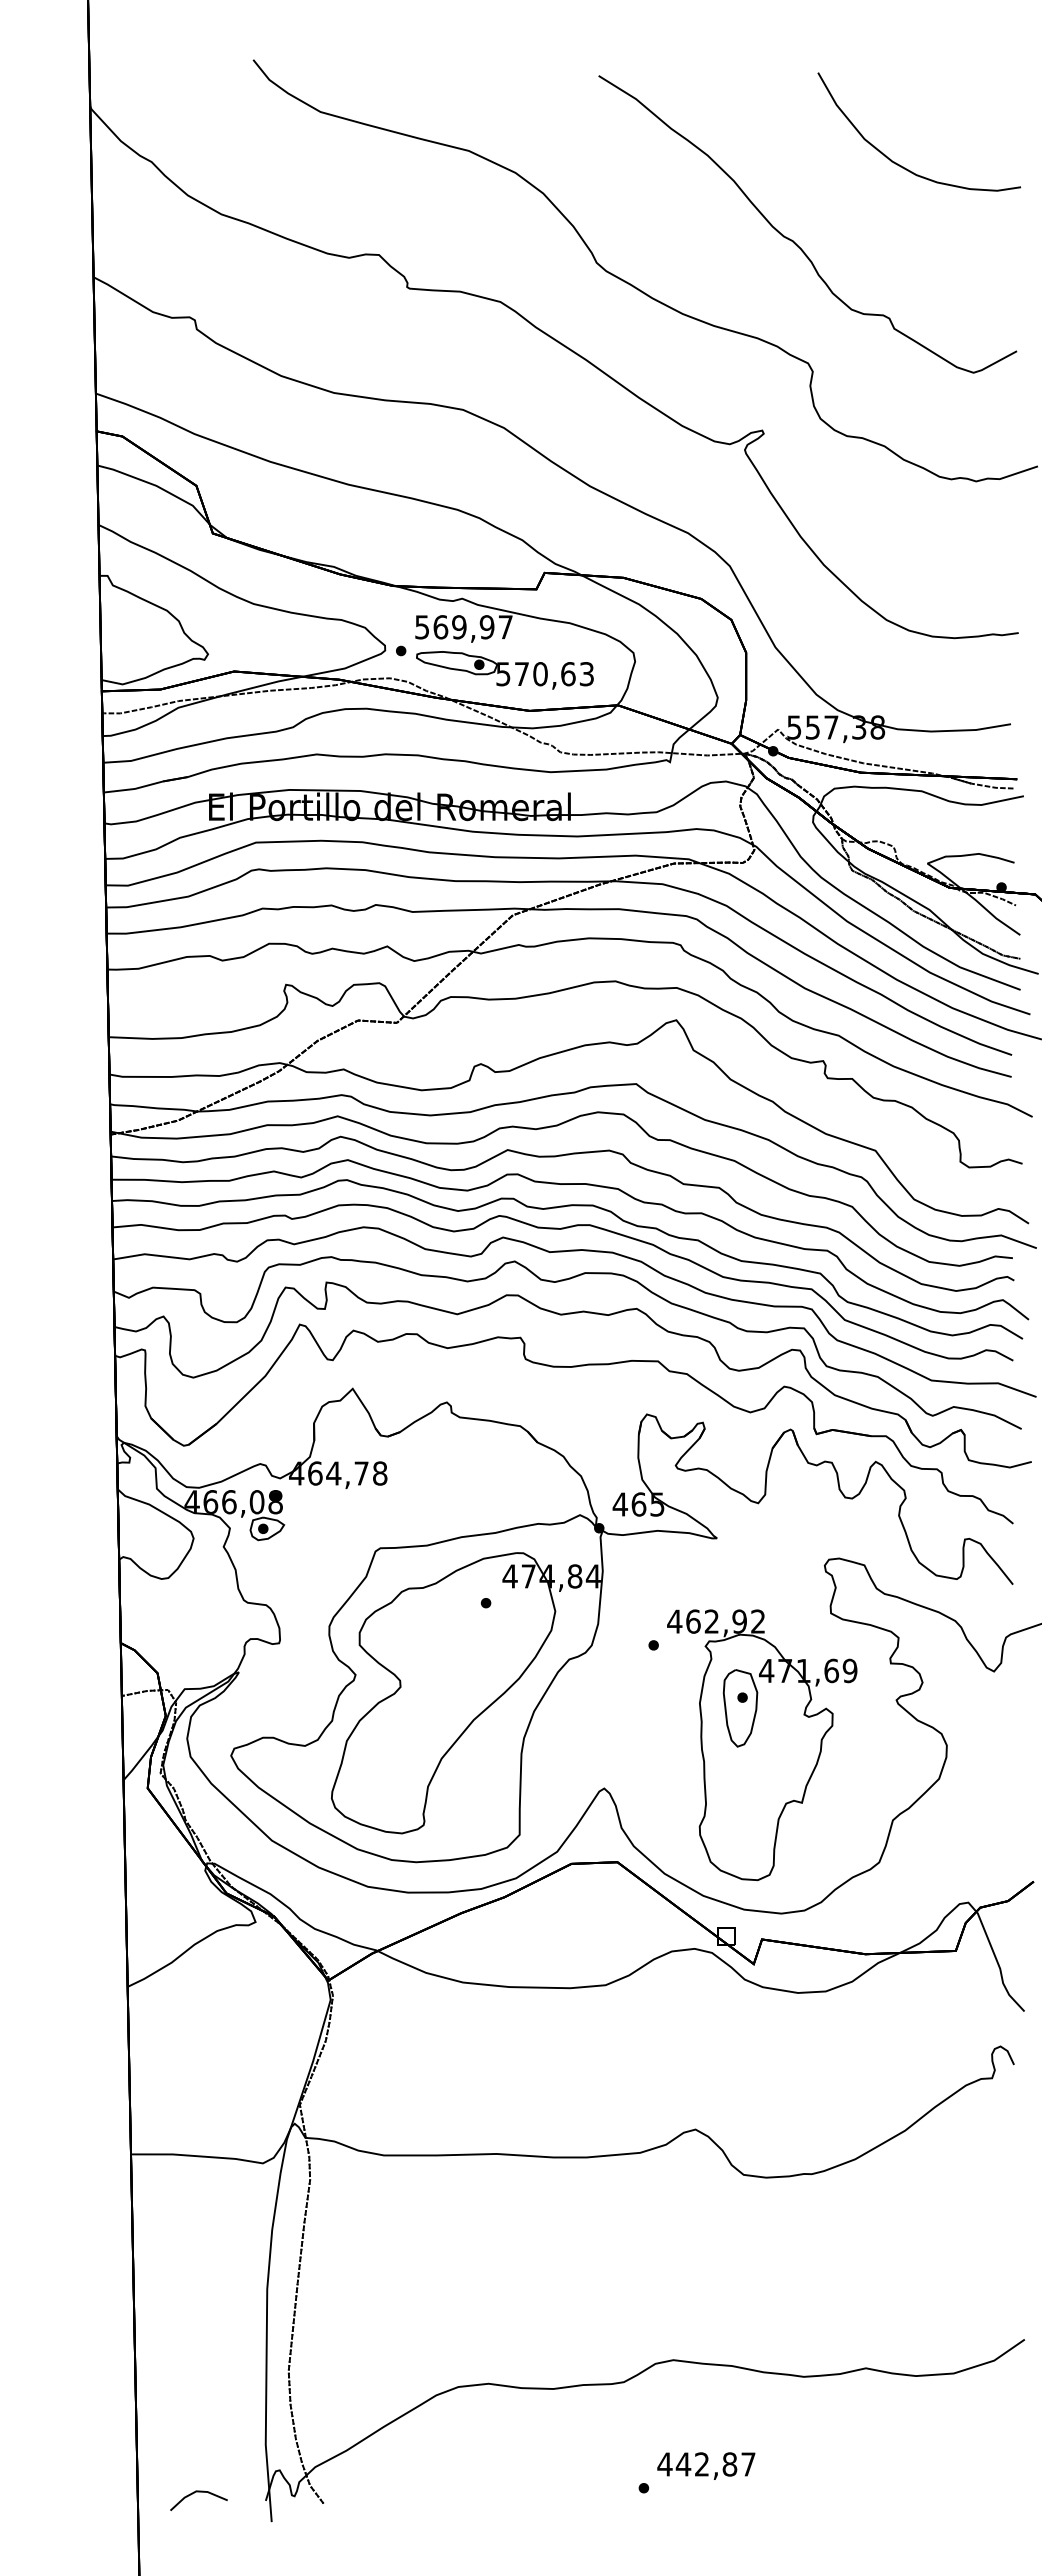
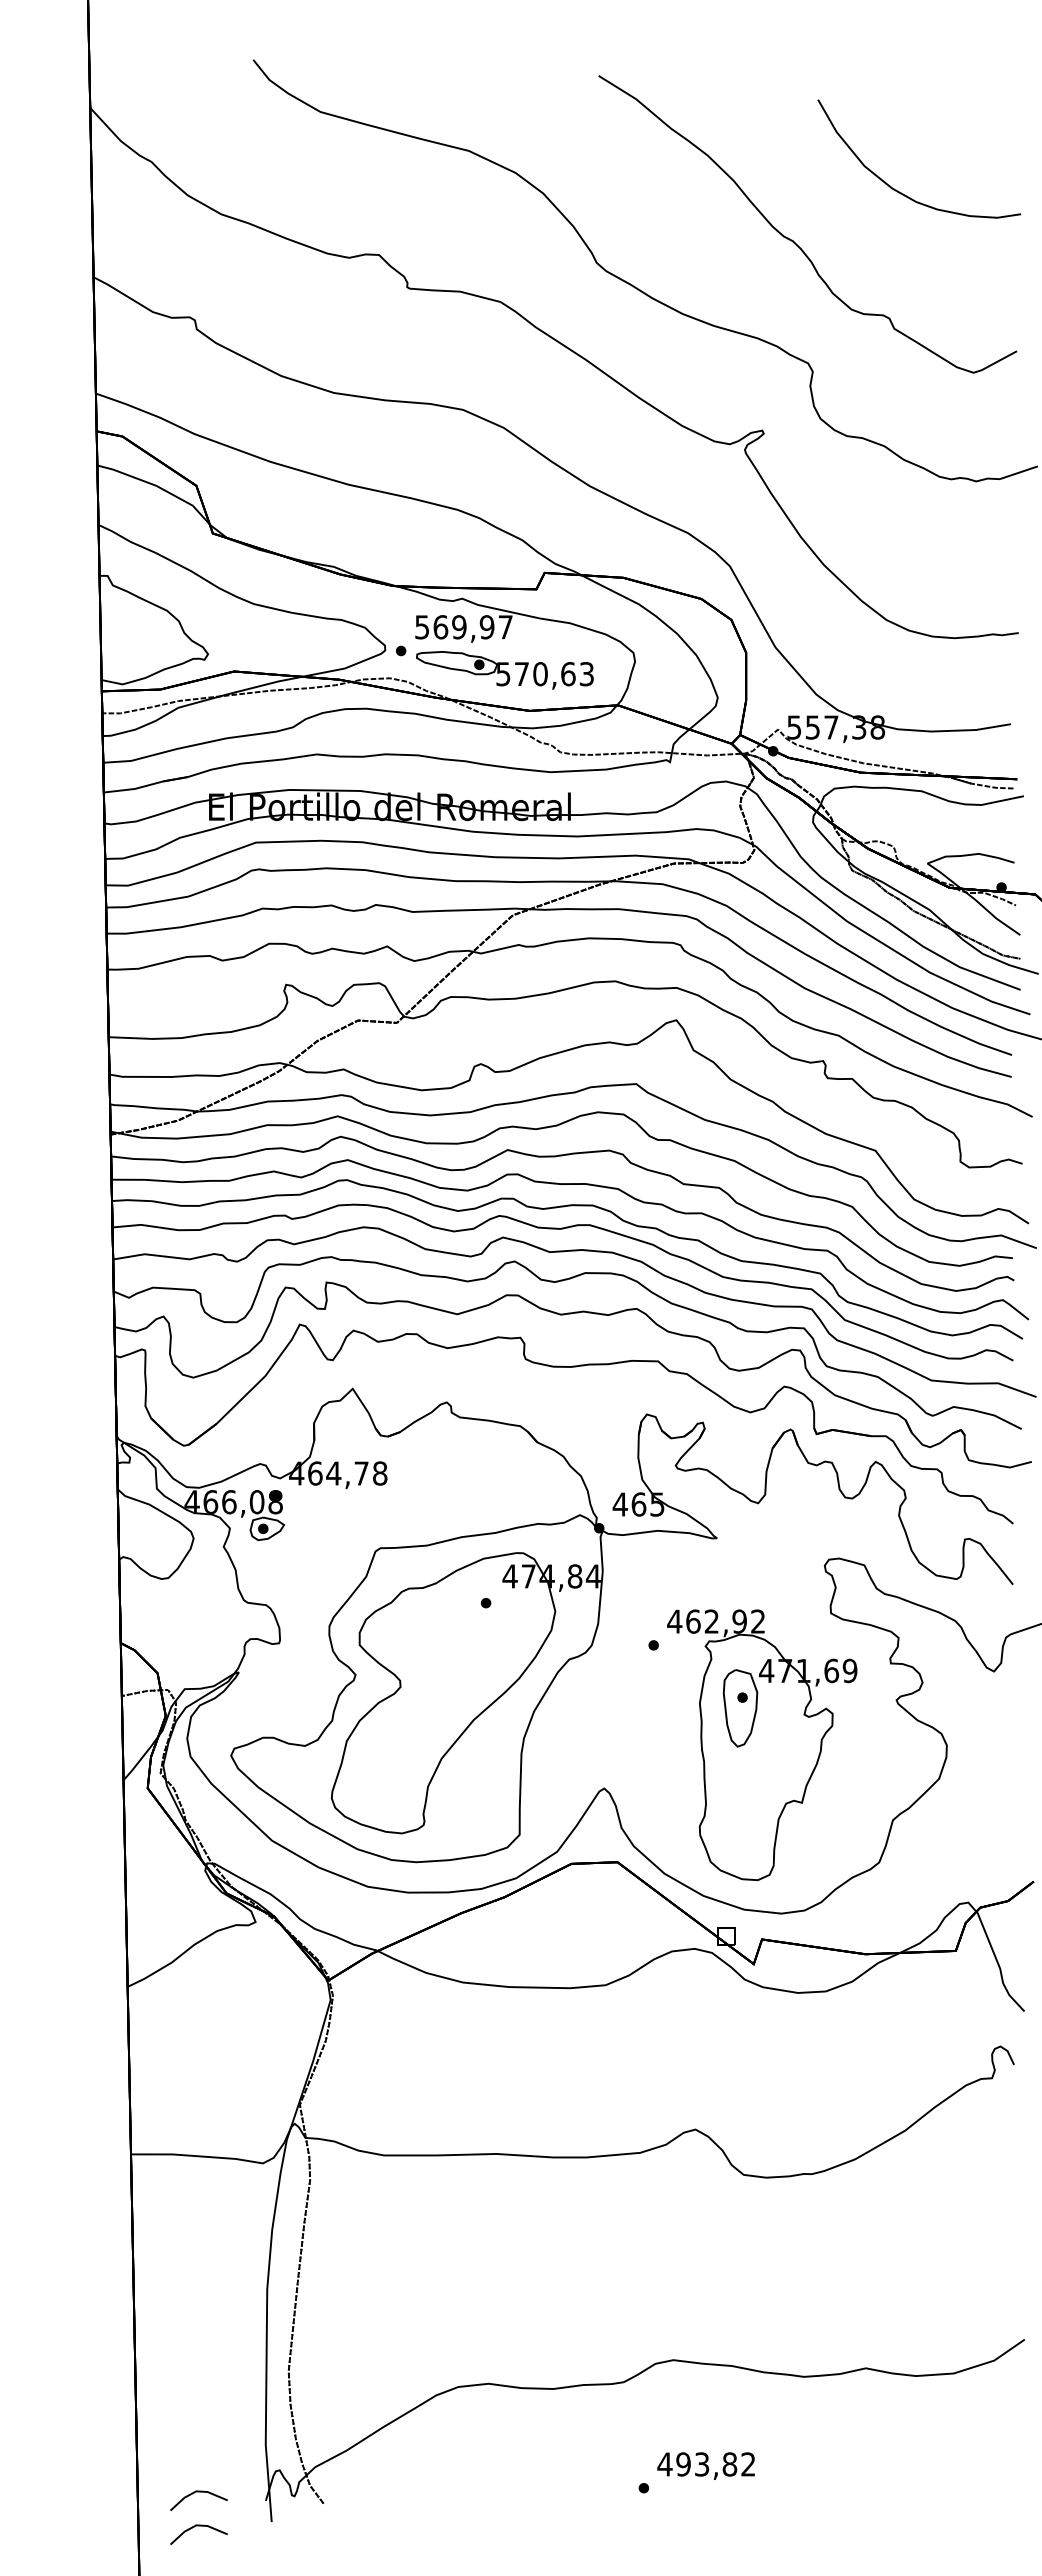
curve position: (898, 163) -> (898, 190) (898, 190)
text: 442,87 -> 493,82 (715, 2464)
line: none -> present (198, 2526)
